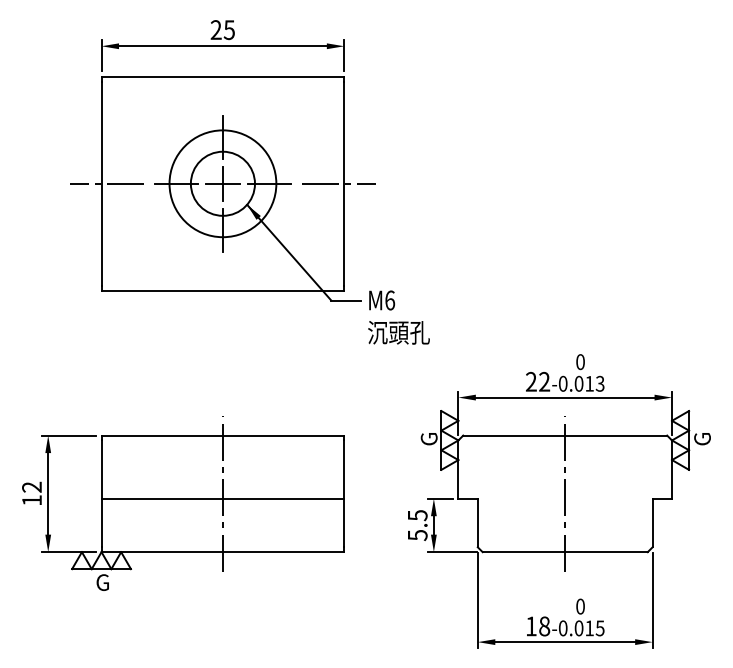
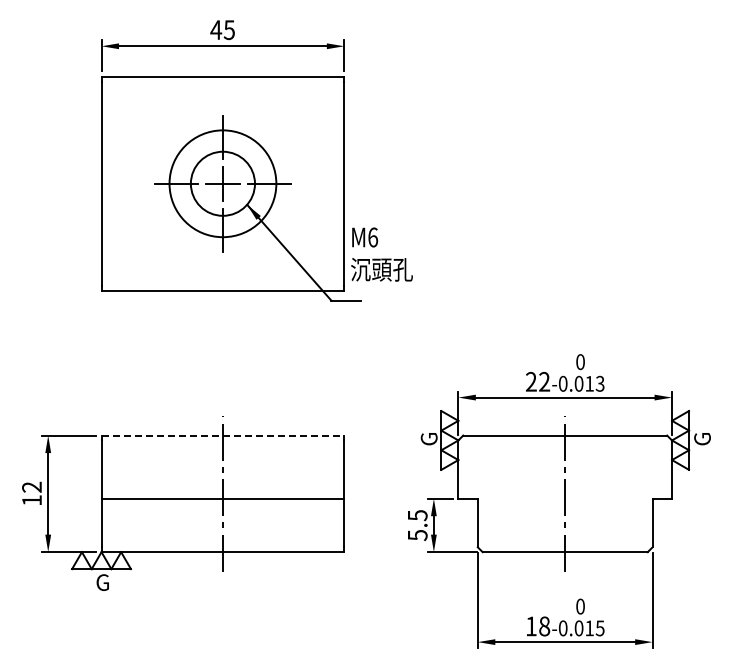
text: 25 -> 45 (216, 29)
line: present -> none (107, 183)
line: present -> none (338, 183)
text position: (398, 317) -> (381, 254) (381, 254)
line: solid -> dashed (223, 435)
